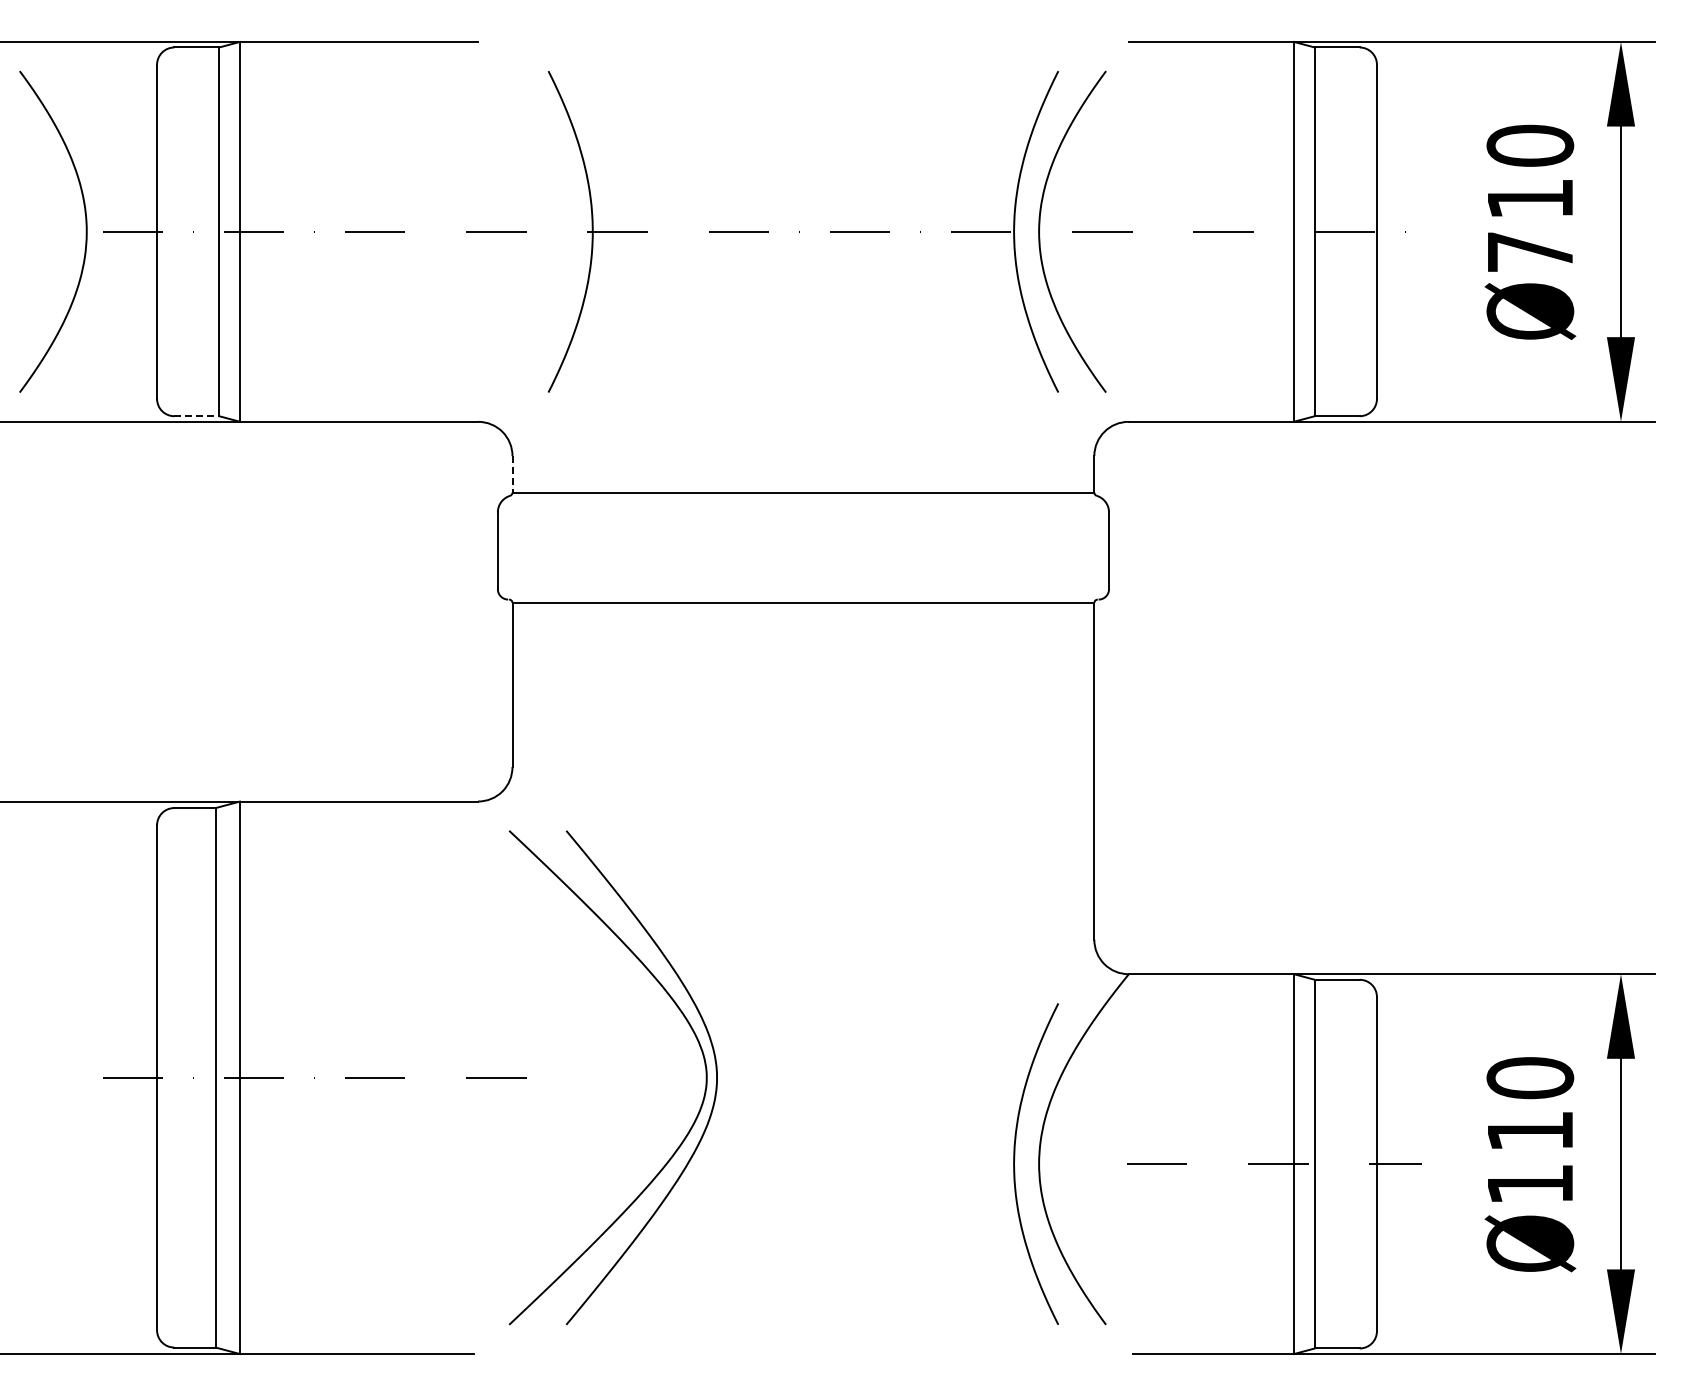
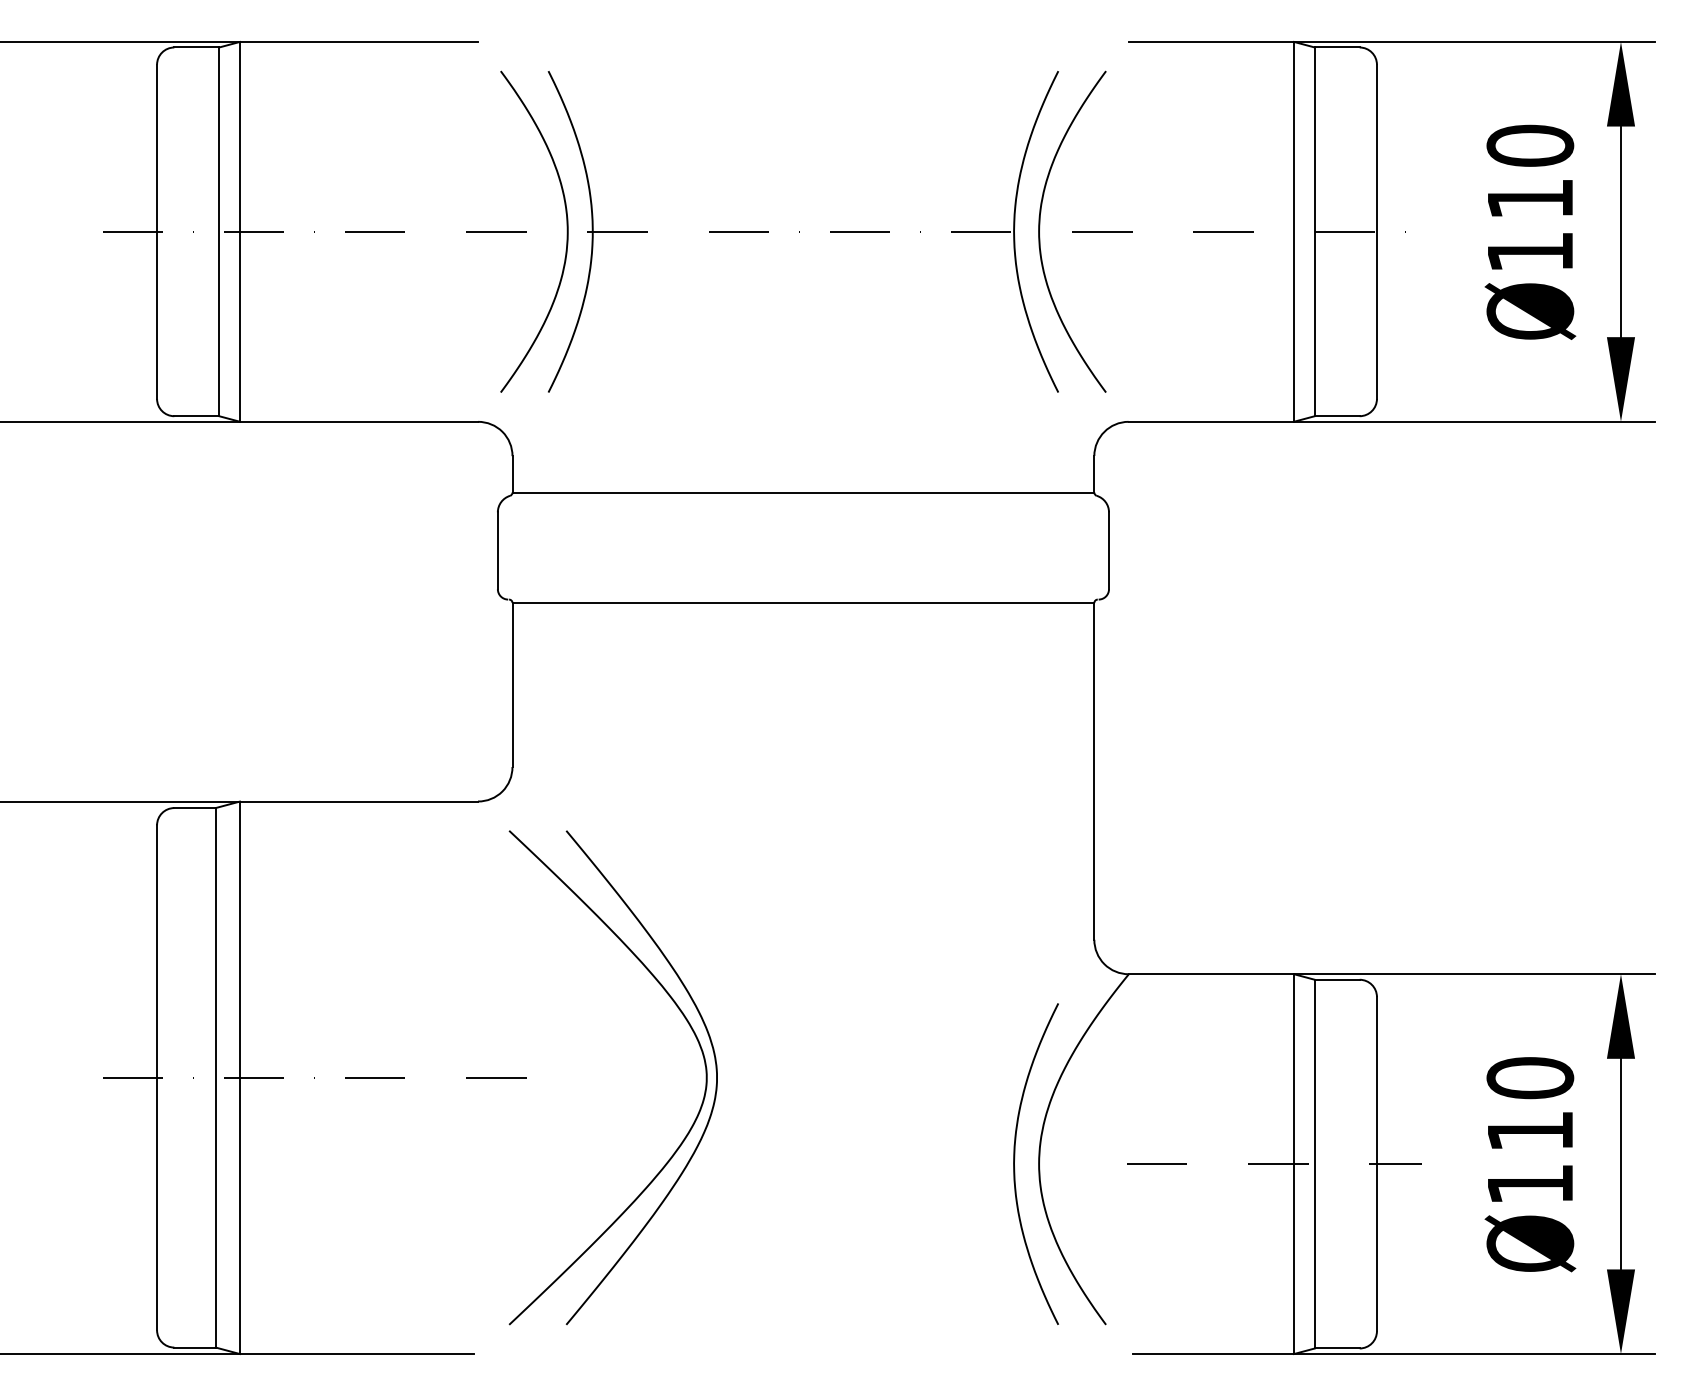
curve position: (85, 231) -> (566, 231) (566, 231)
text: Ø710 -> Ø110 (1530, 251)
line: dashed -> solid (197, 416)
line: dashed -> solid (512, 474)
